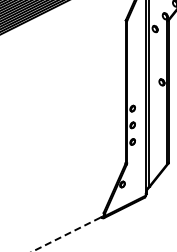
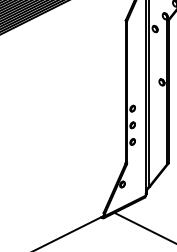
line: none -> present (143, 227)
line: dashed -> solid (67, 233)
